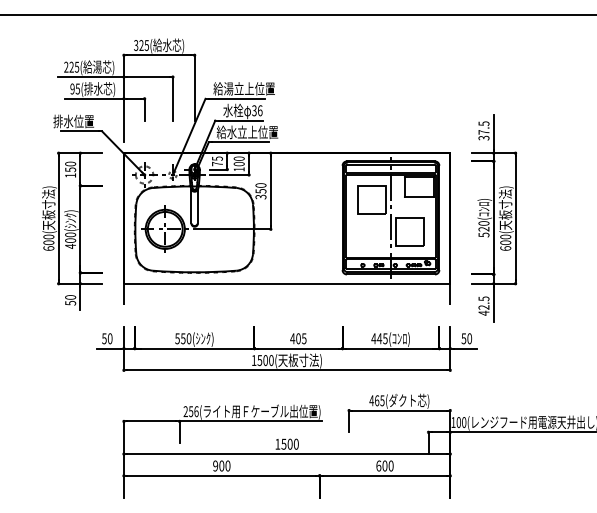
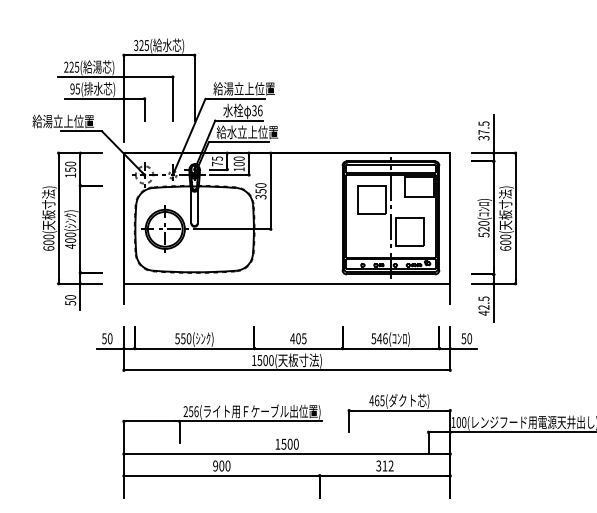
line: present -> none (297, 15)
text: 排水位置 -> 給湯立上位置 (52, 121)
text: 445( -> 546( (379, 338)
text: 600 -> 312 (384, 465)
